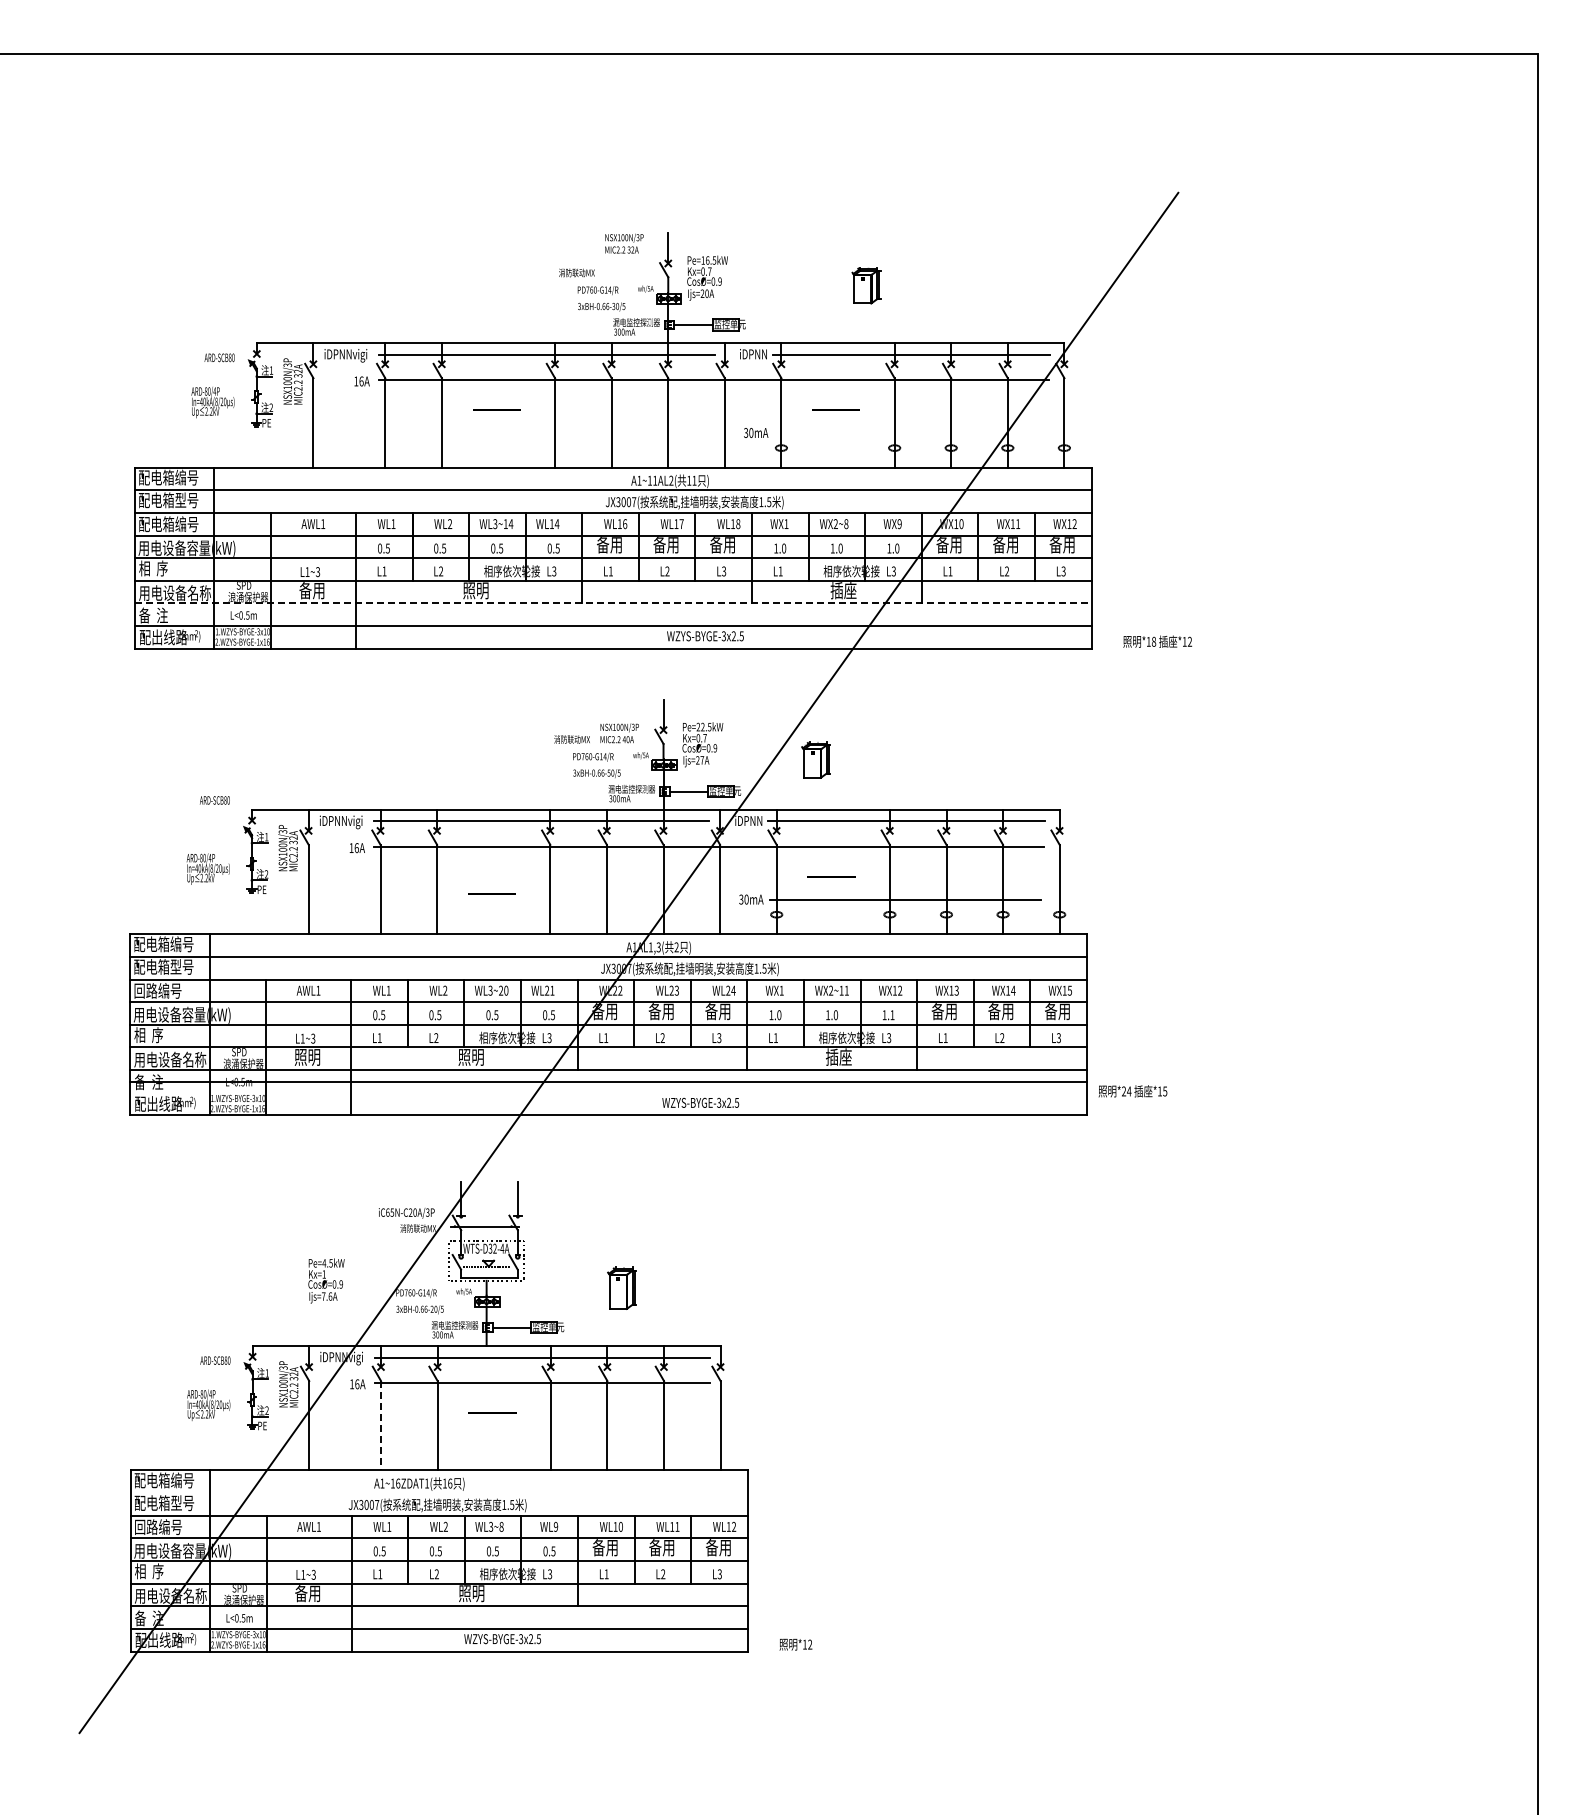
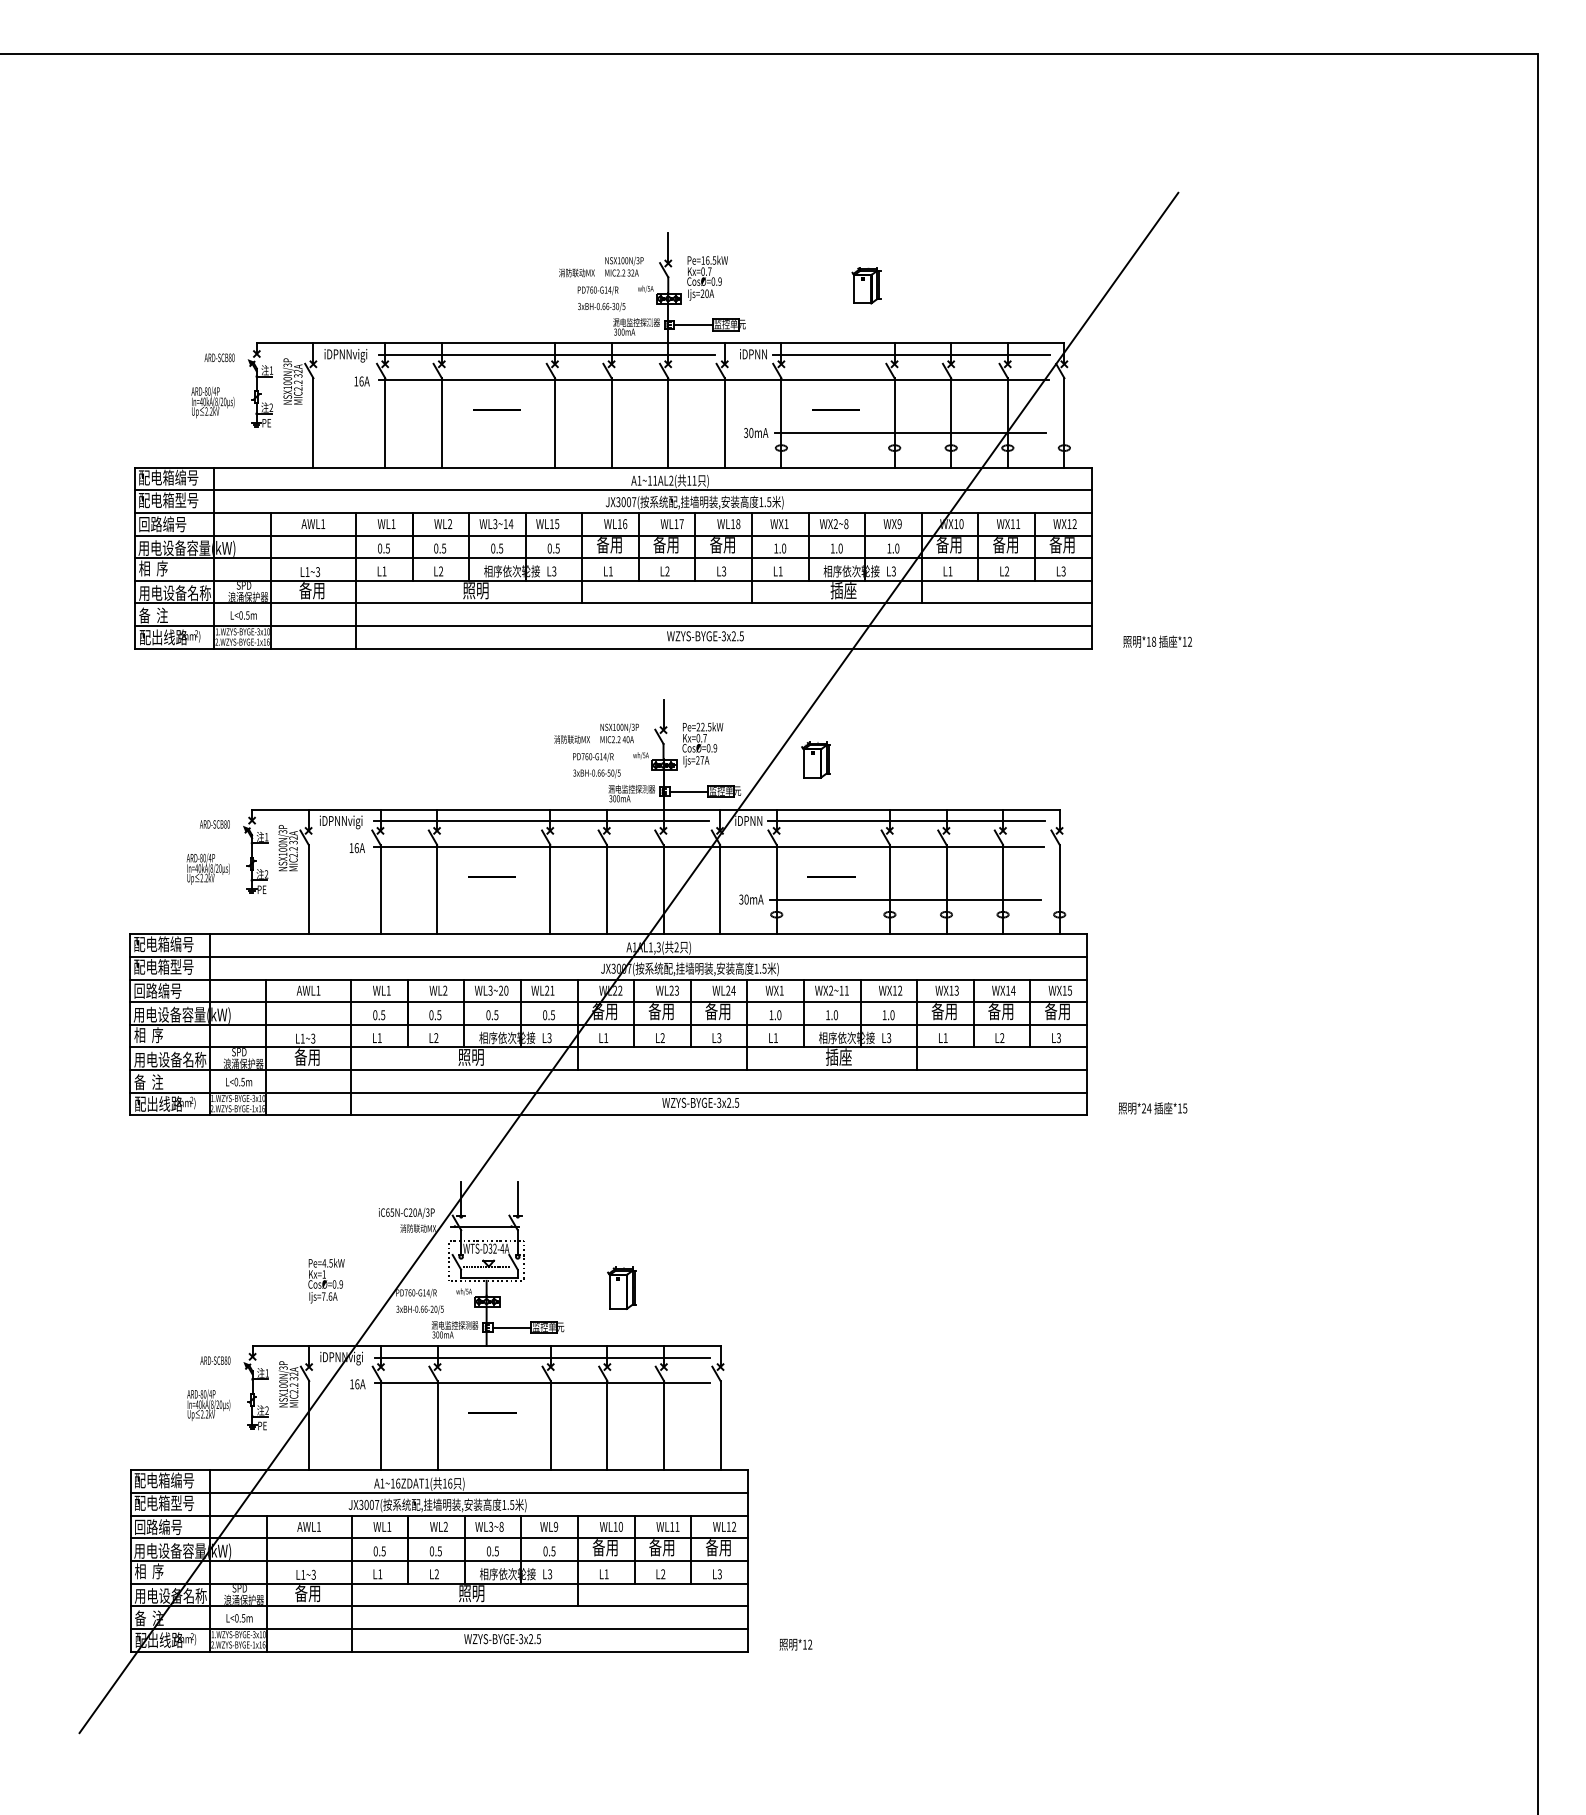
text position: (624, 243) -> (624, 266) (624, 266)
line: none -> present (910, 433)
text: 配电箱编号 -> 回路编号 (168, 524)
text: WL14 -> WL15 (556, 524)
line: dashed -> solid (613, 603)
text position: (214, 800) -> (214, 824) (214, 824)
line position: (491, 893) -> (491, 876) (491, 876)
text: 1.1 -> 1.0 (892, 1015)
text: 照明 -> 备用 (307, 1056)
line position: (608, 1081) -> (608, 1092) (608, 1092)
text position: (1132, 1091) -> (1152, 1108) (1152, 1108)
line: dashed -> solid (381, 1425)
line: none -> present (438, 1493)
